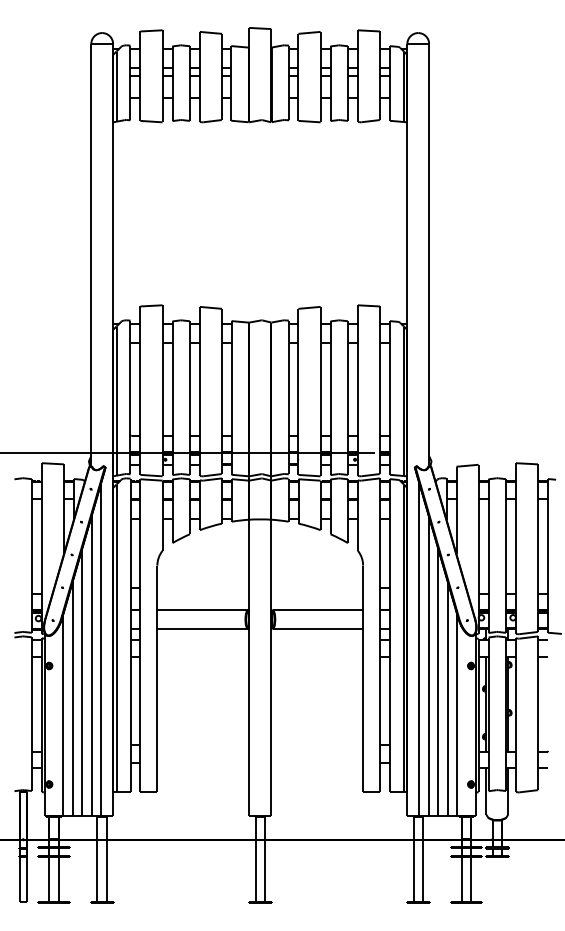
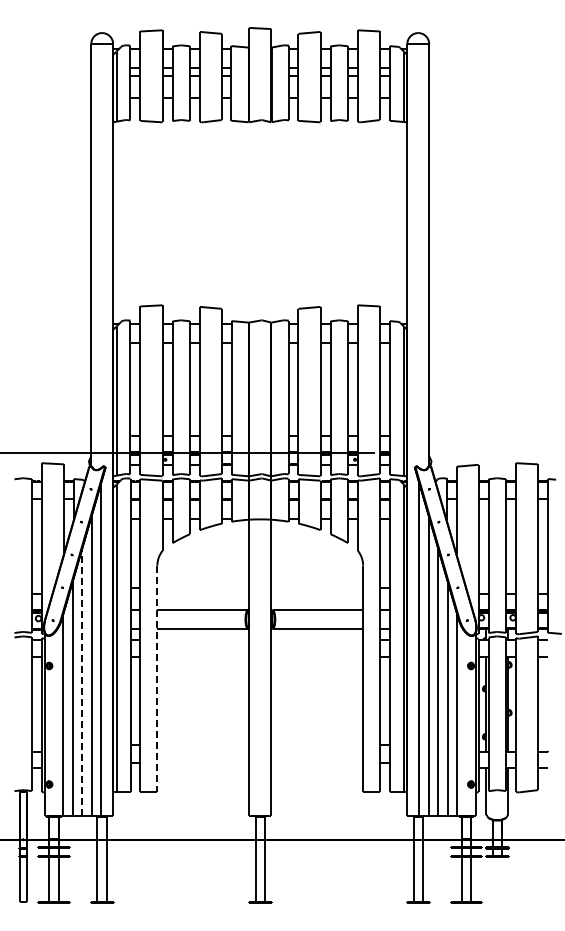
line: solid -> dashed (157, 679)
line: solid -> dashed (82, 681)
